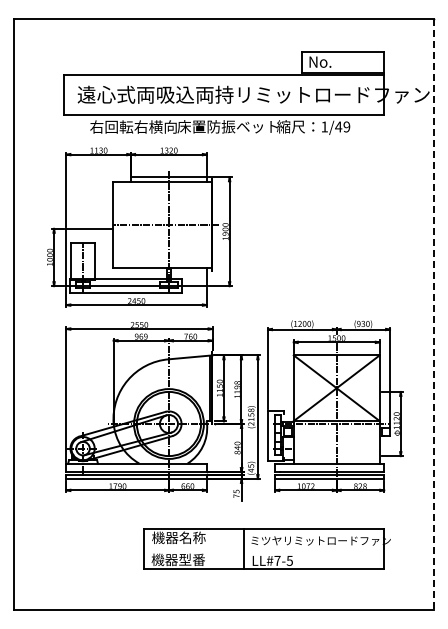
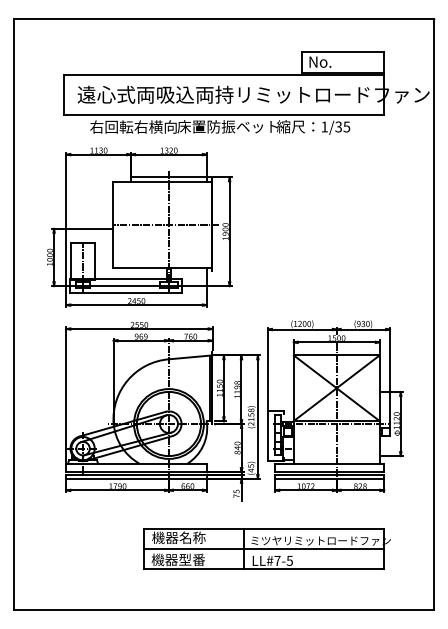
text: 1/49 -> 1/35 (342, 126)
line: dashed -> solid (434, 314)
line: none -> present (263, 549)
